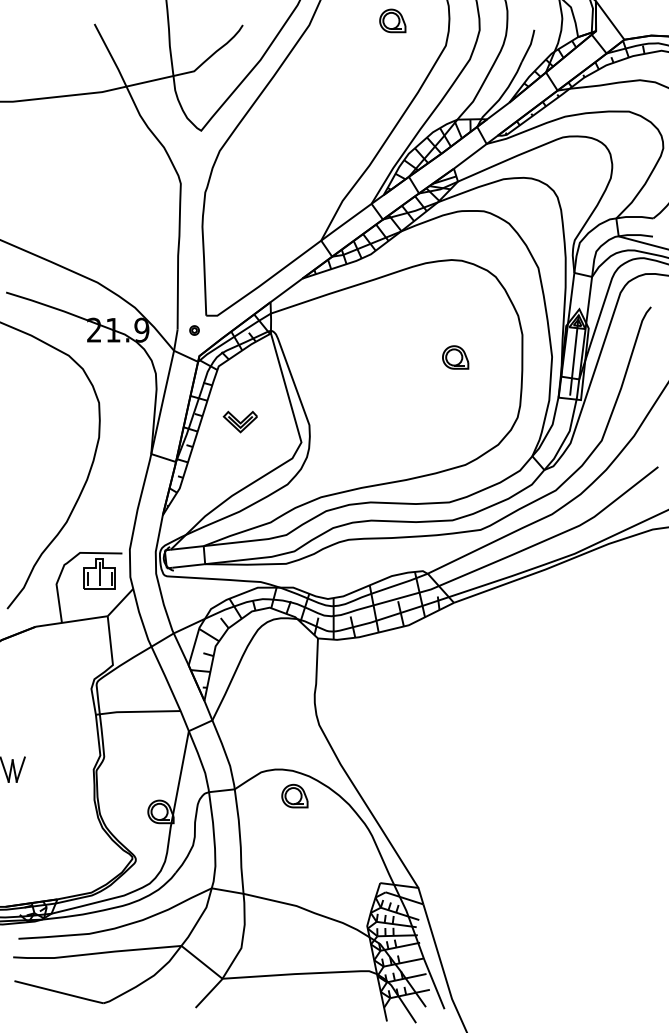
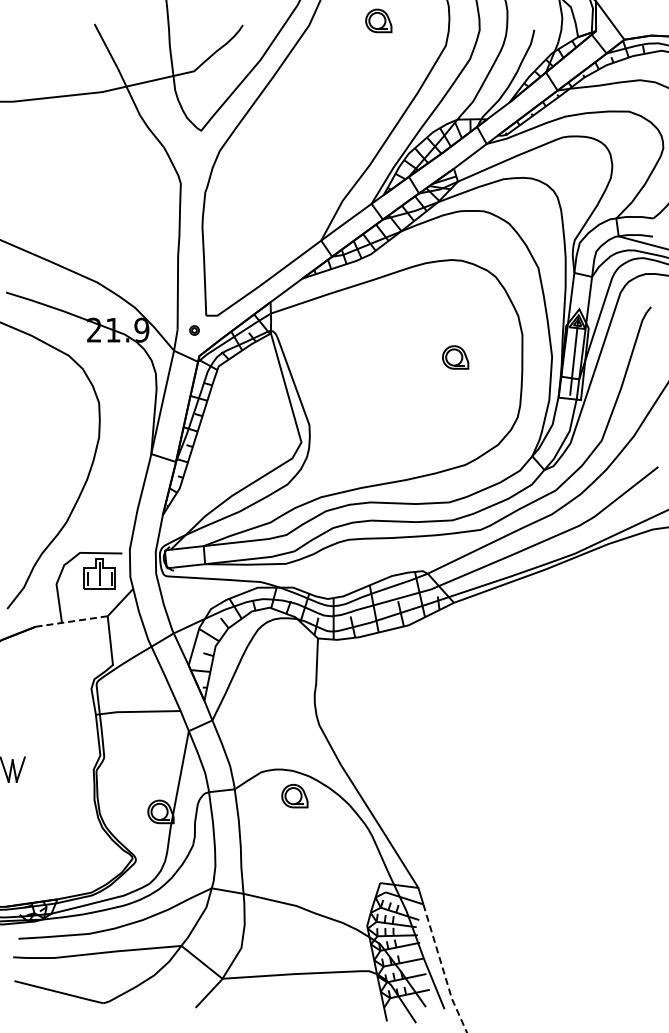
part position: (392, 20) -> (378, 20) (378, 20)
part: present -> none (239, 421)
line: solid -> dashed (70, 621)
line: solid -> dashed (443, 970)
